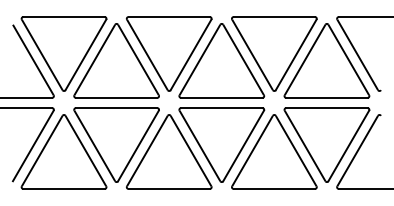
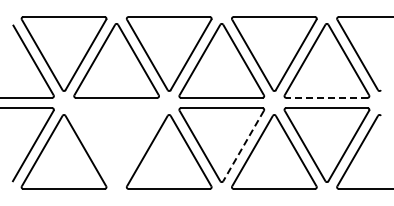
line: solid -> dashed (326, 97)
part: present -> none (116, 144)
line: solid -> dashed (243, 145)
